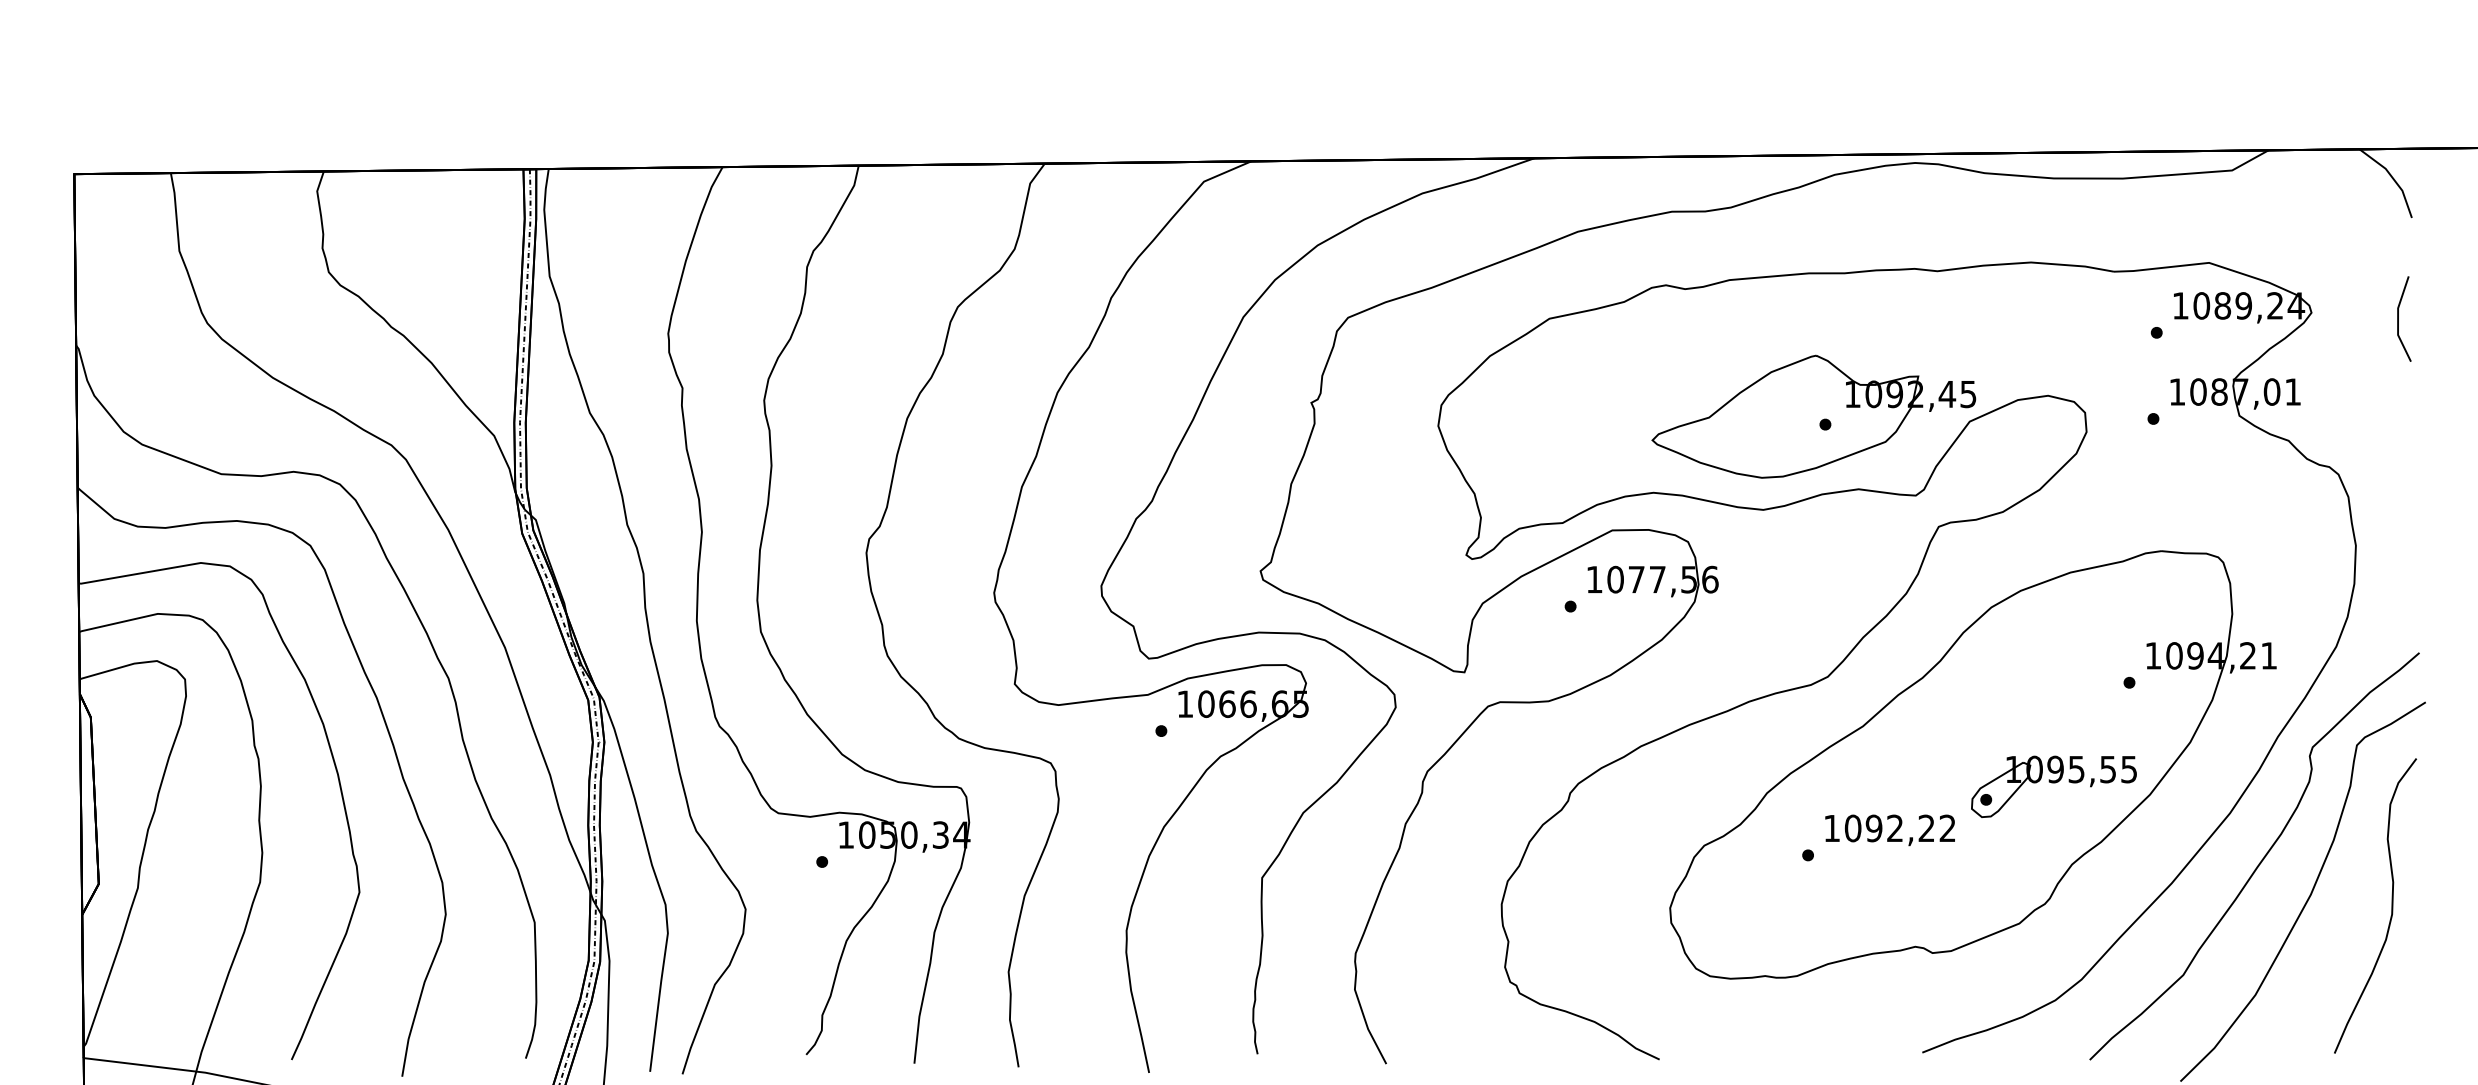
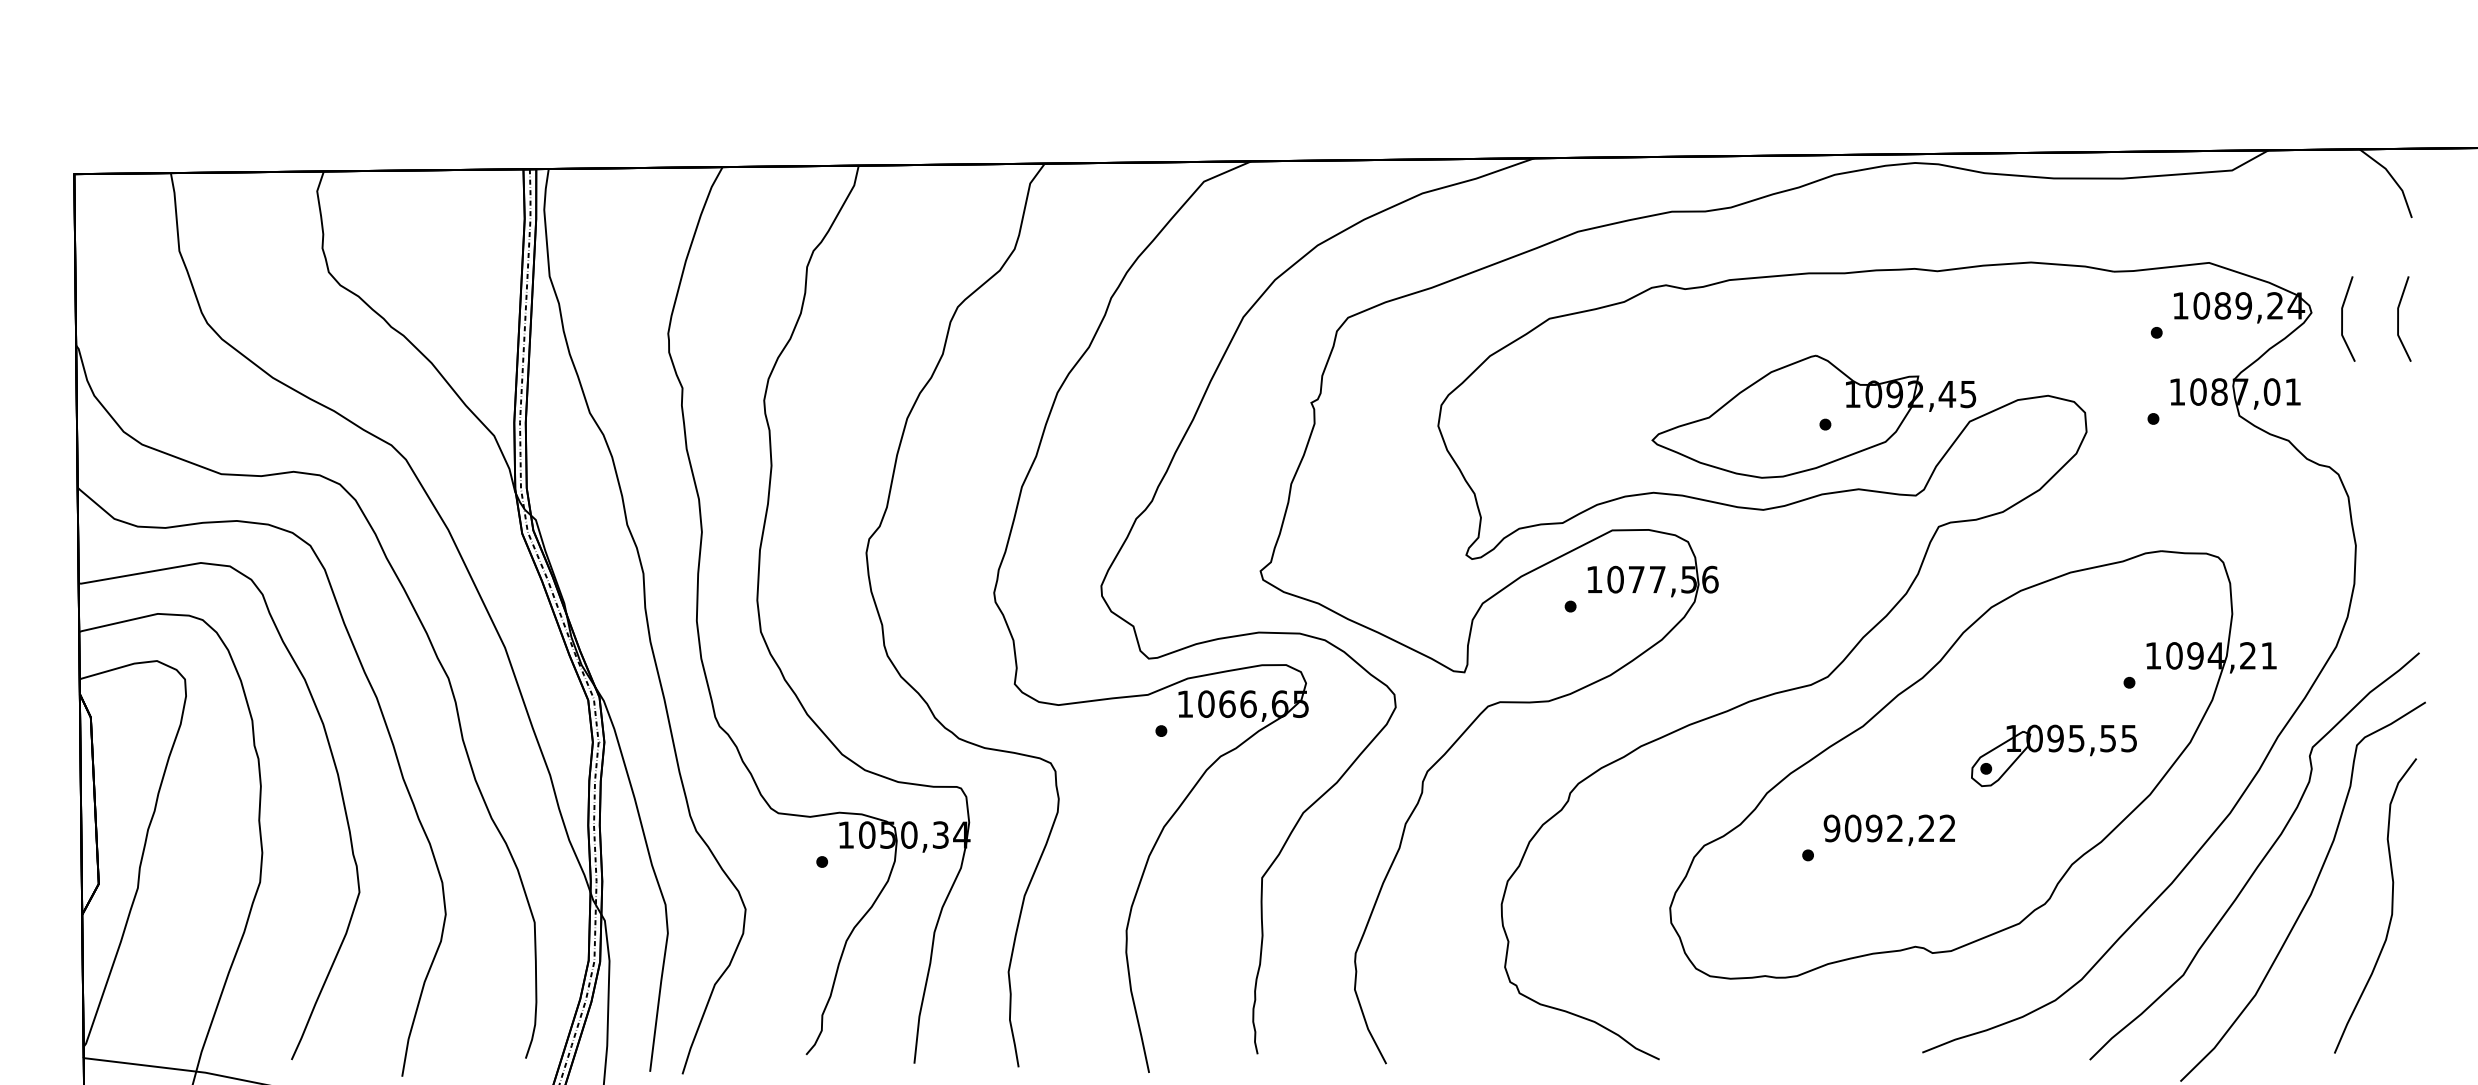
line: none -> present (2342, 318)
part position: (2053, 786) -> (2053, 755) (2053, 755)
text: 1092,22 -> 9092,22 (1831, 828)
